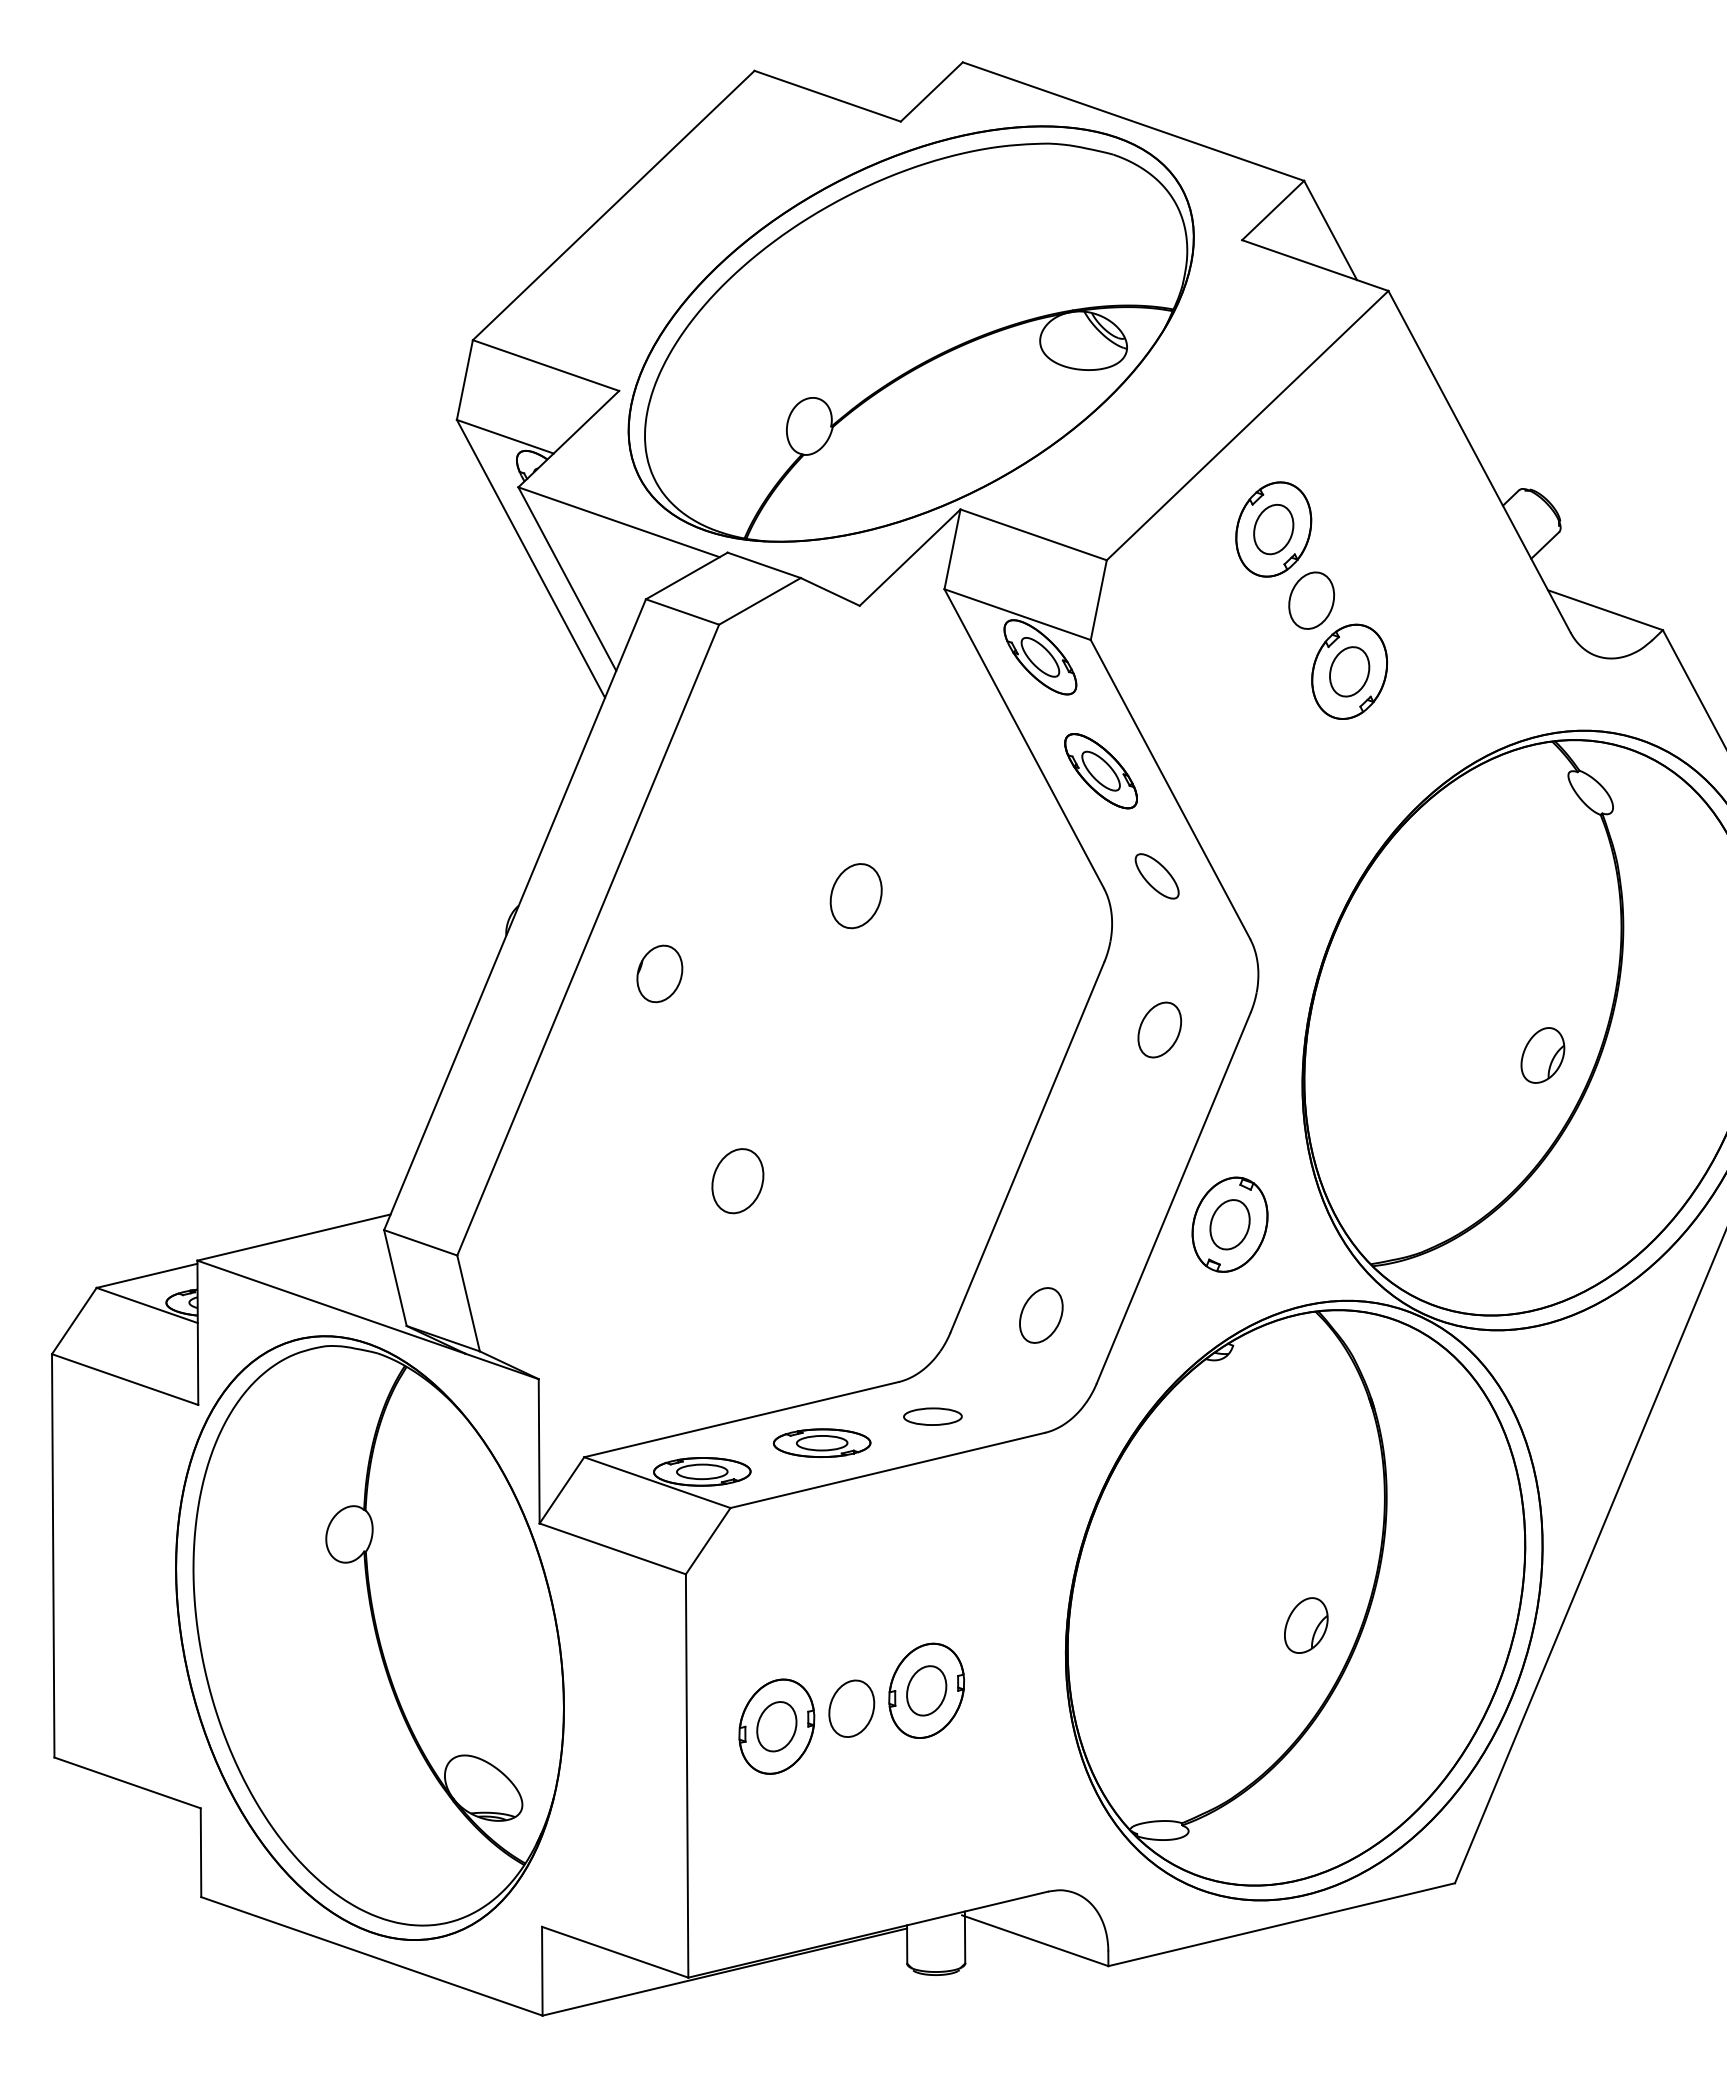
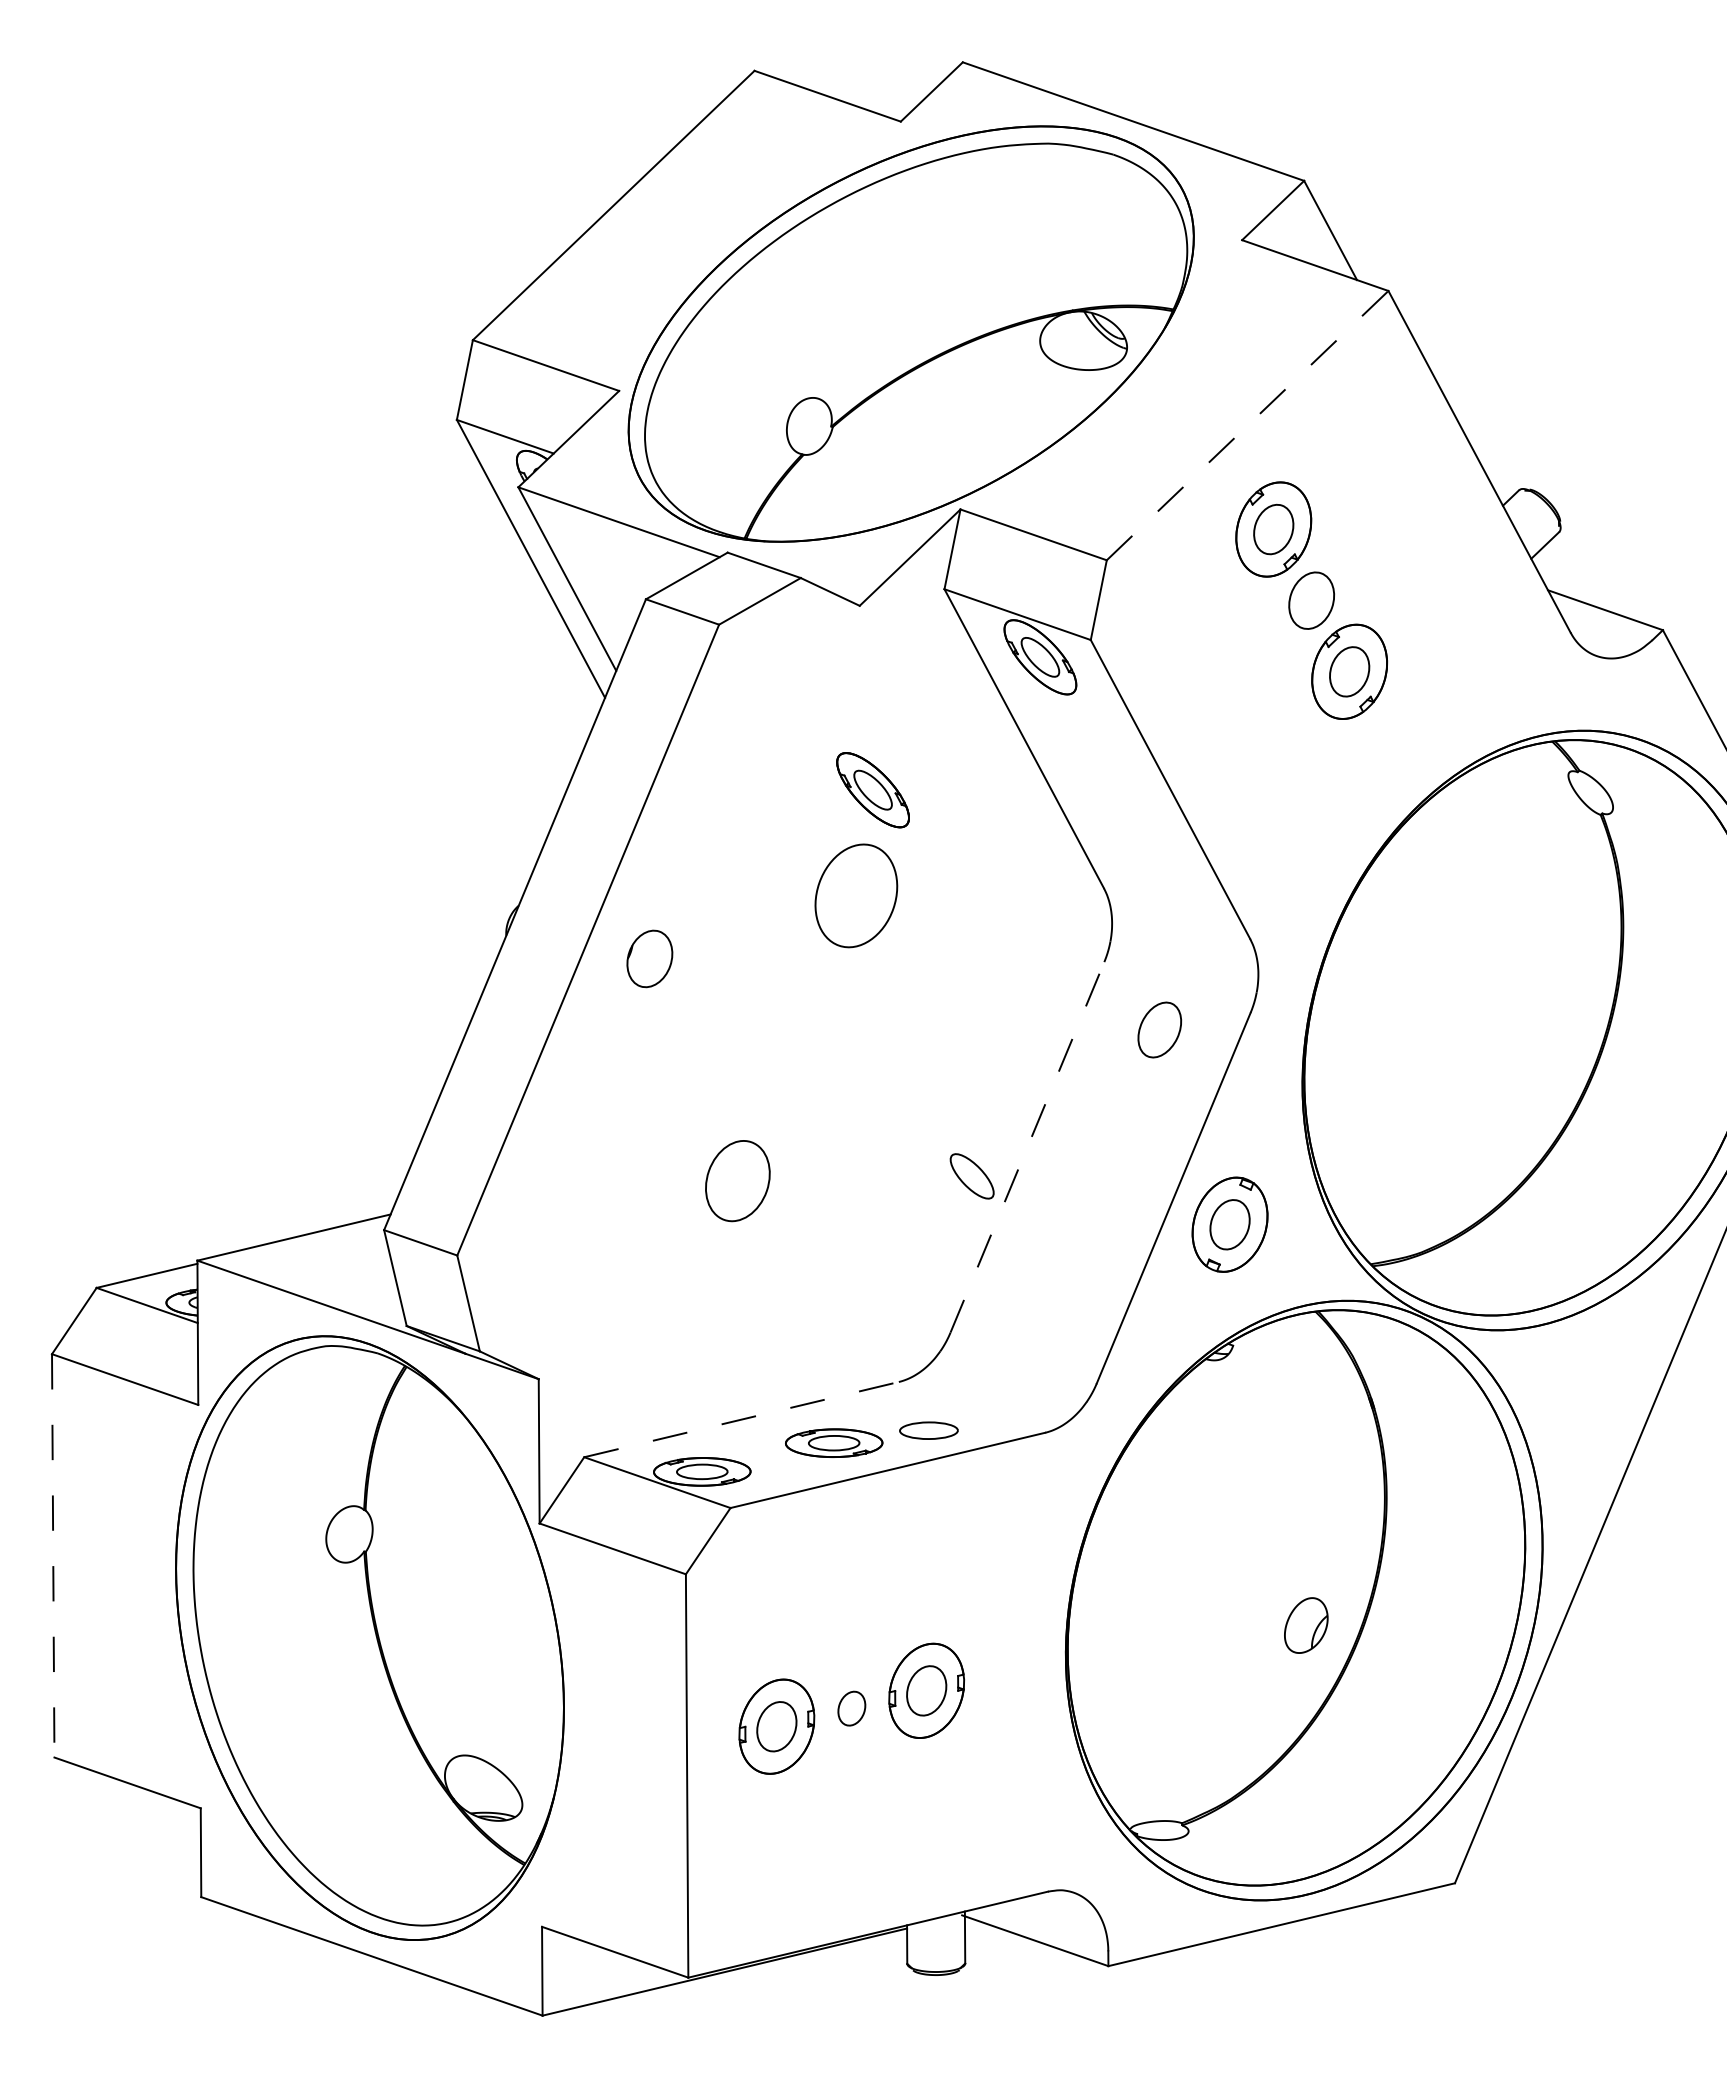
line: solid -> dashed (1247, 425)
part position: (1100, 771) -> (872, 790) (872, 790)
part position: (1156, 876) -> (971, 1176) (971, 1176)
part size: 54x67 px -> 85x106 px (856, 895)
part position: (659, 973) -> (649, 958) (649, 958)
part: present -> none (1542, 1055)
line: solid -> dashed (1027, 1147)
part size: 54x67 px -> 66x83 px (737, 1181)
part: present -> none (1041, 1315)
part position: (932, 1416) -> (928, 1430) (928, 1430)
line: solid -> dashed (741, 1419)
part position: (822, 1442) -> (834, 1442) (834, 1442)
line: solid -> dashed (53, 1555)
part size: 48x59 px -> 30x37 px (851, 1708)
